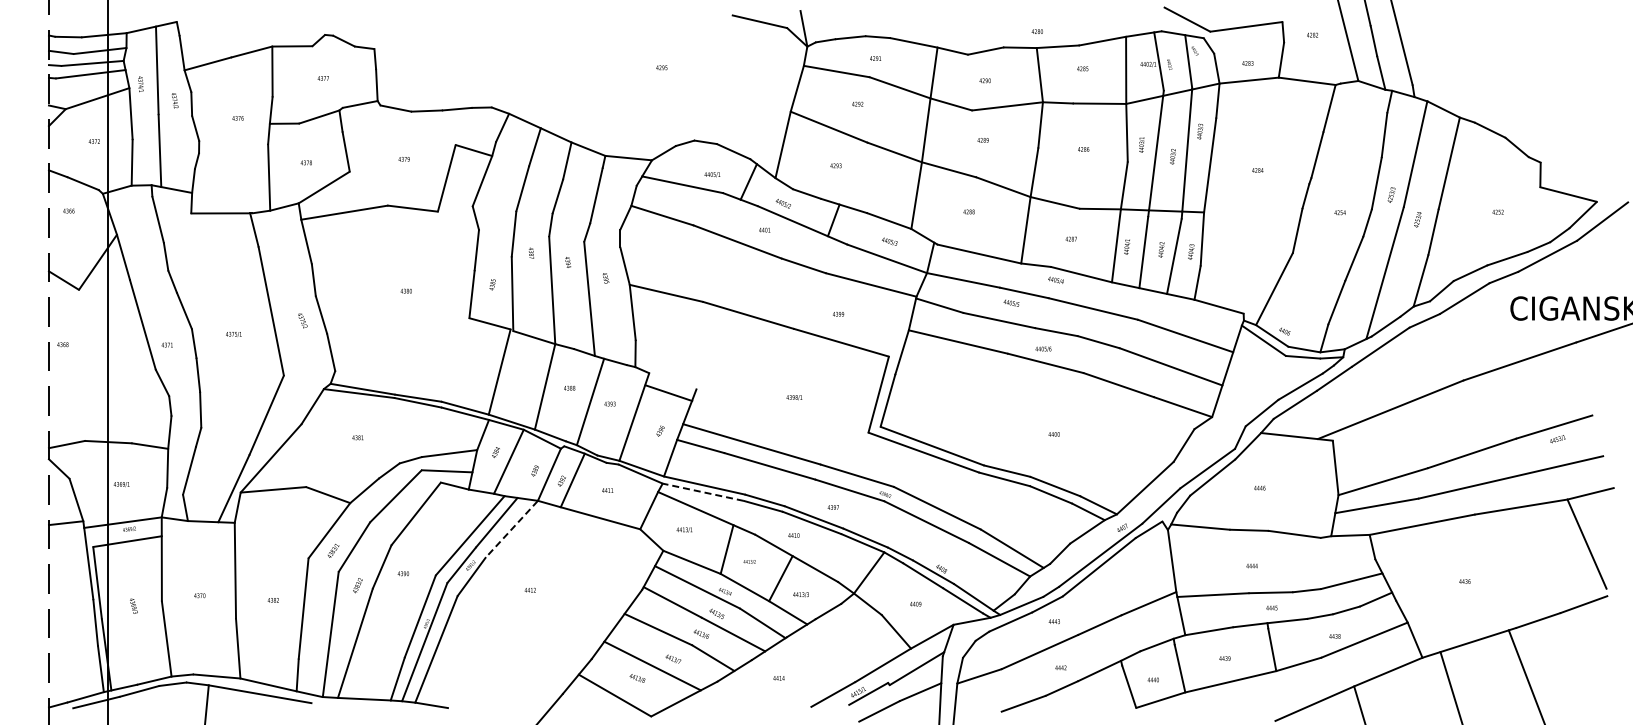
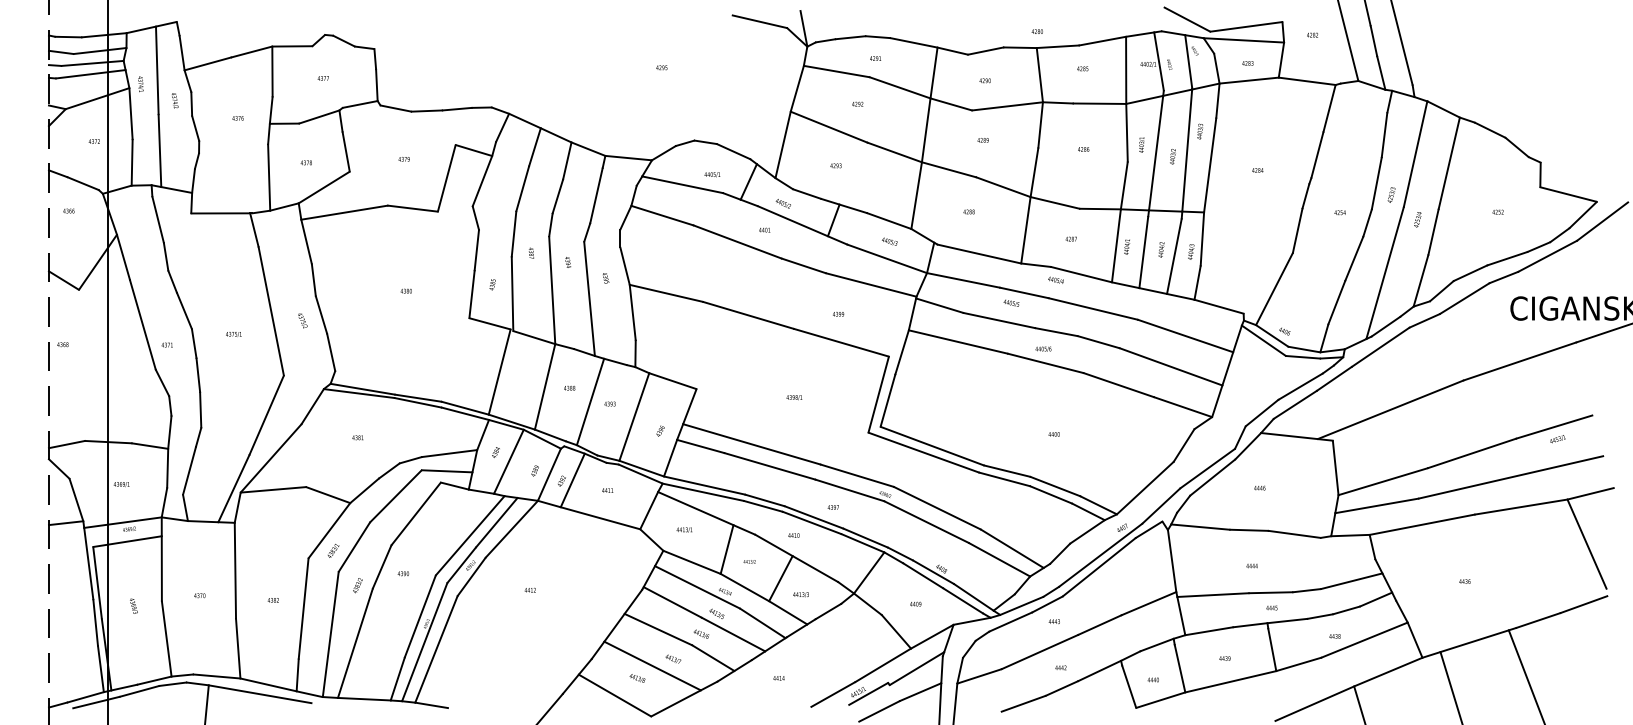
line: none -> present (1243, 40)
line position: (668, 393) -> (672, 381) (672, 381)
line: dashed -> solid (702, 492)
line: dashed -> solid (511, 529)
